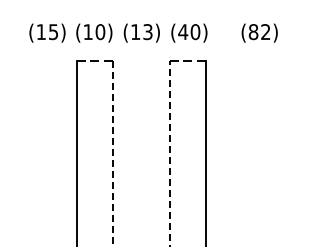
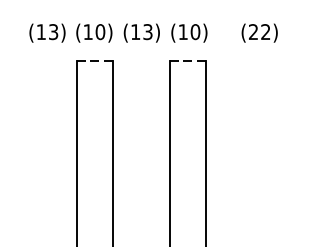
text: (15) -> (13) (53, 31)
text: (40) -> (10) (183, 31)
text: (82) -> (22) (253, 32)
line: dashed -> solid (169, 153)
line: dashed -> solid (112, 154)
